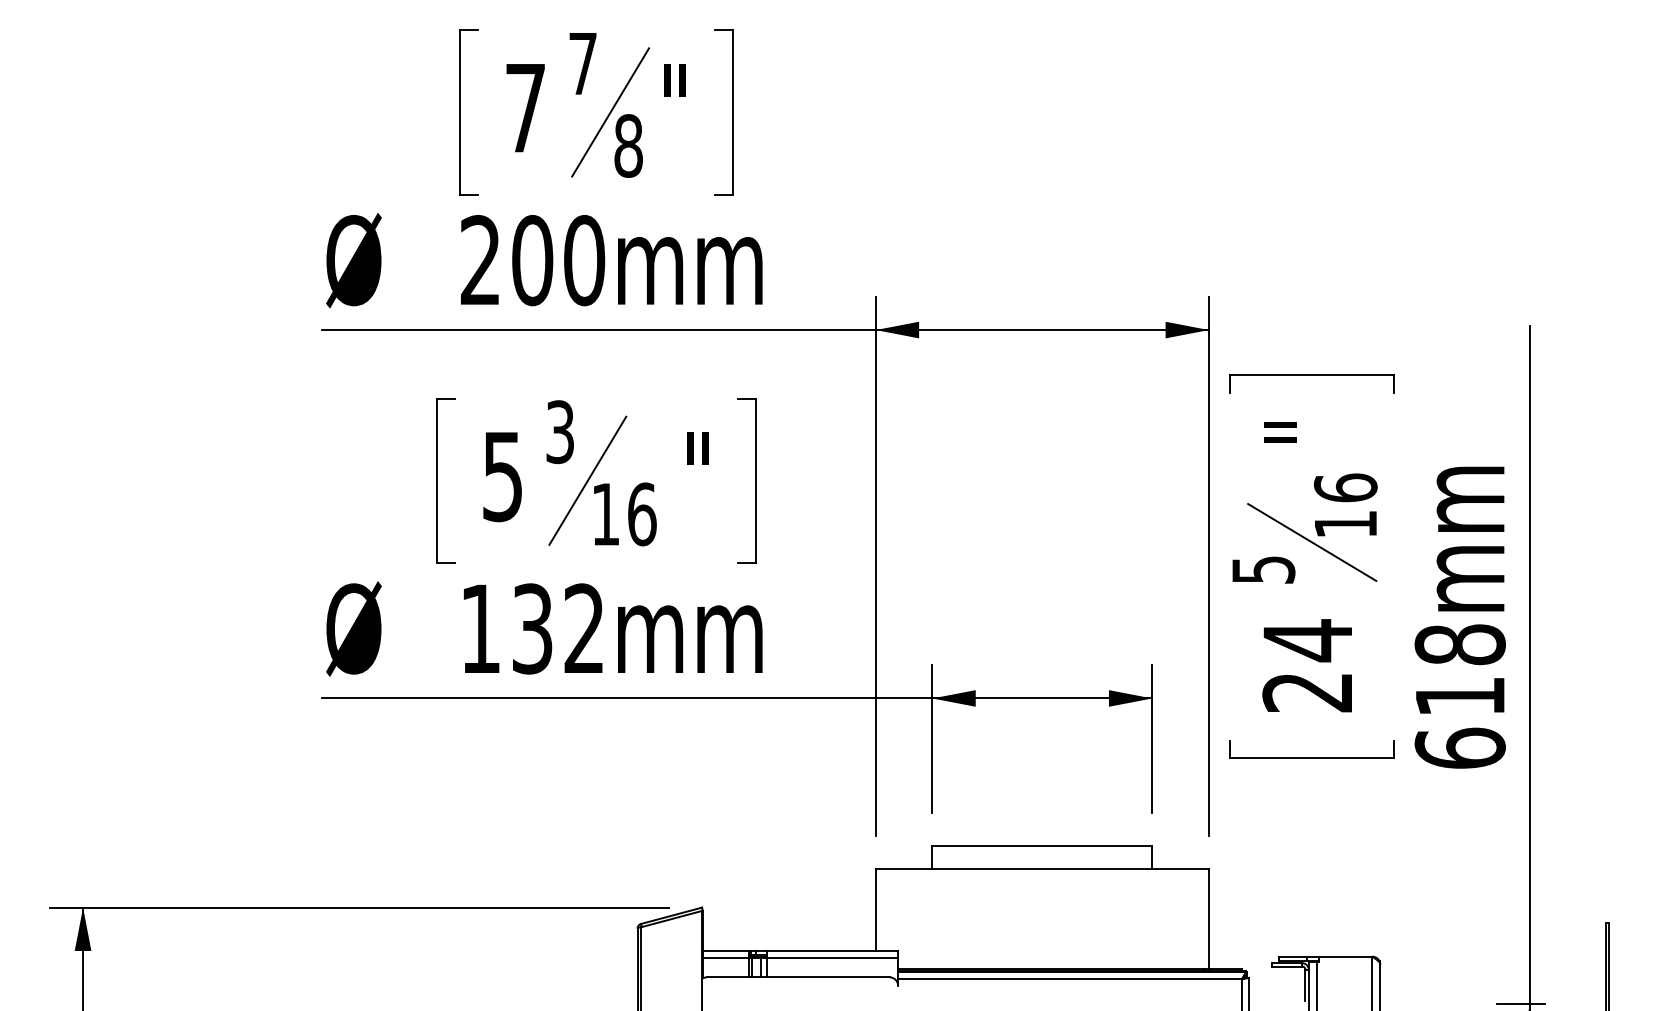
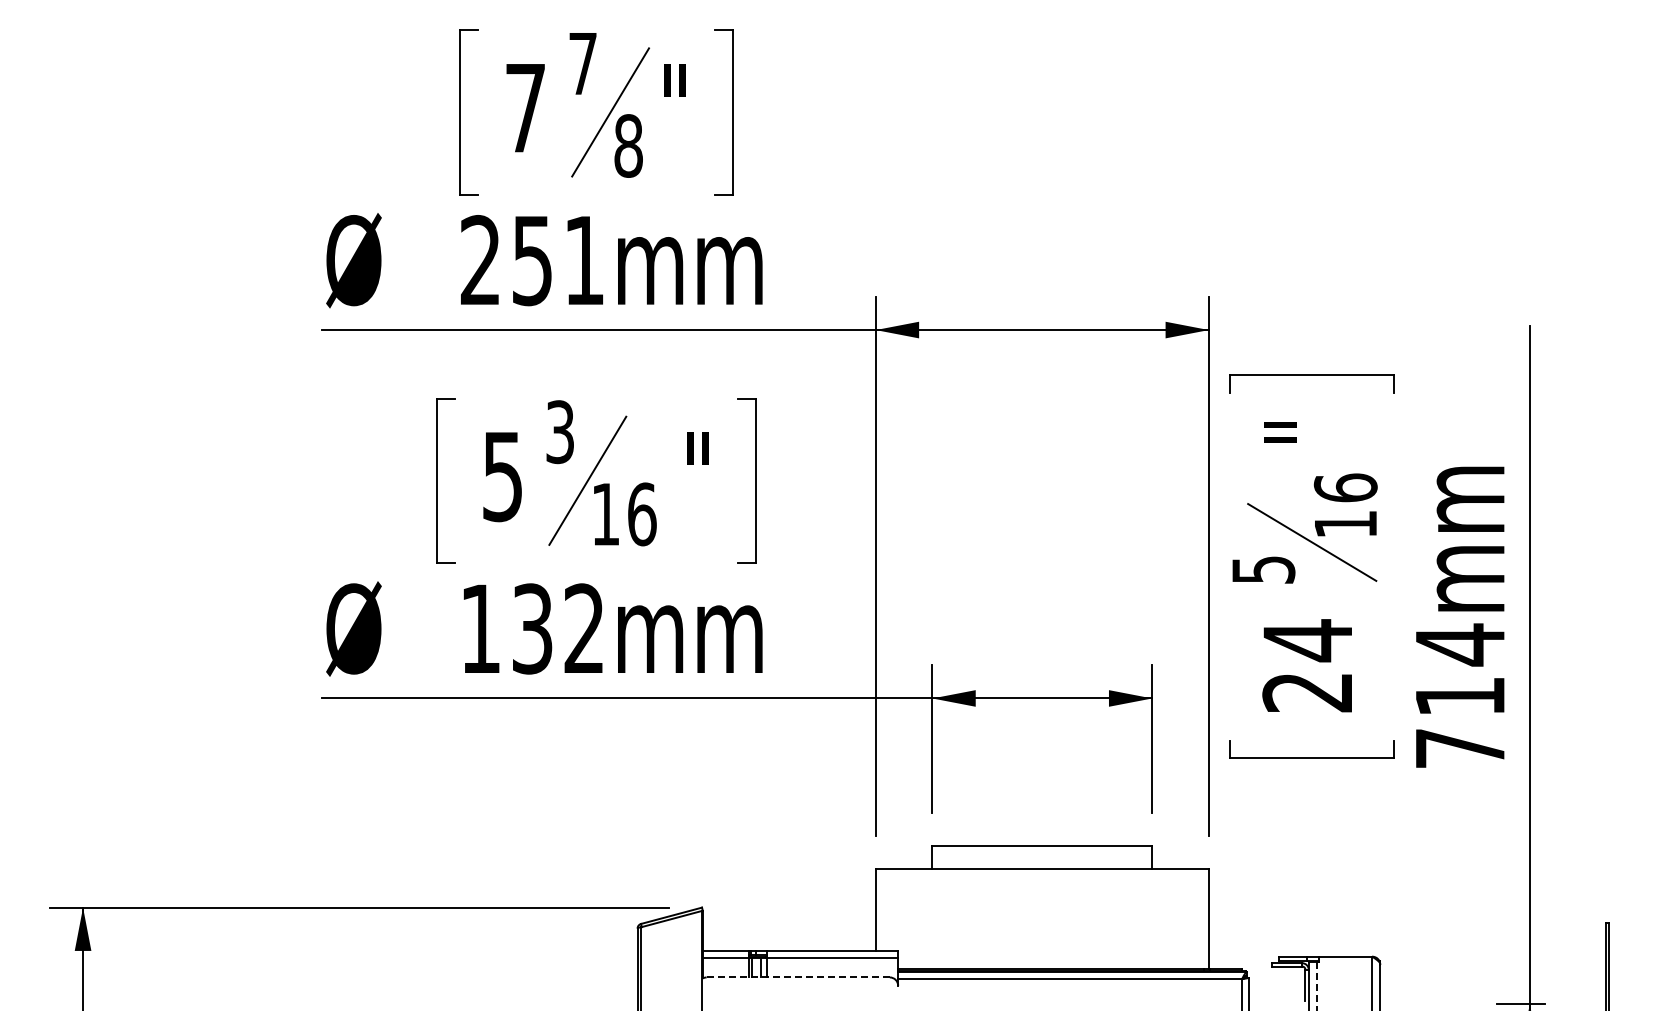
text: 200mm -> 251mm (558, 260)
text: 618mm -> 714mm (1459, 695)
line: solid -> dashed (798, 977)
line: solid -> dashed (1317, 986)
